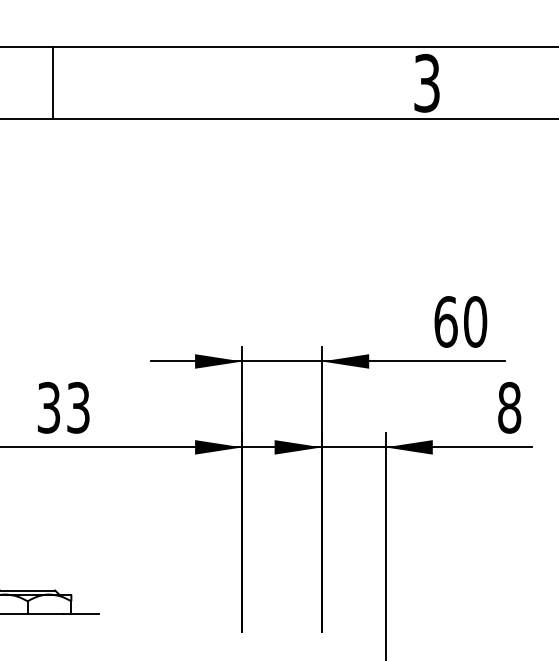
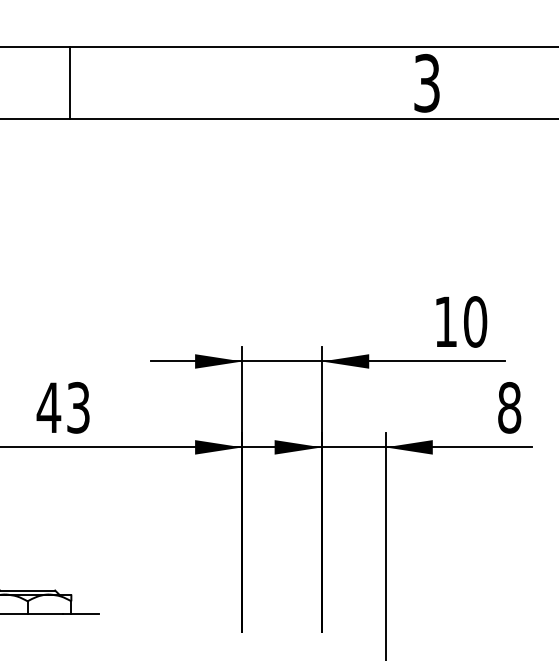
line position: (52, 82) -> (69, 82) (69, 82)
text: 60 -> 10 (445, 321)
text: 33 -> 43 (48, 407)
